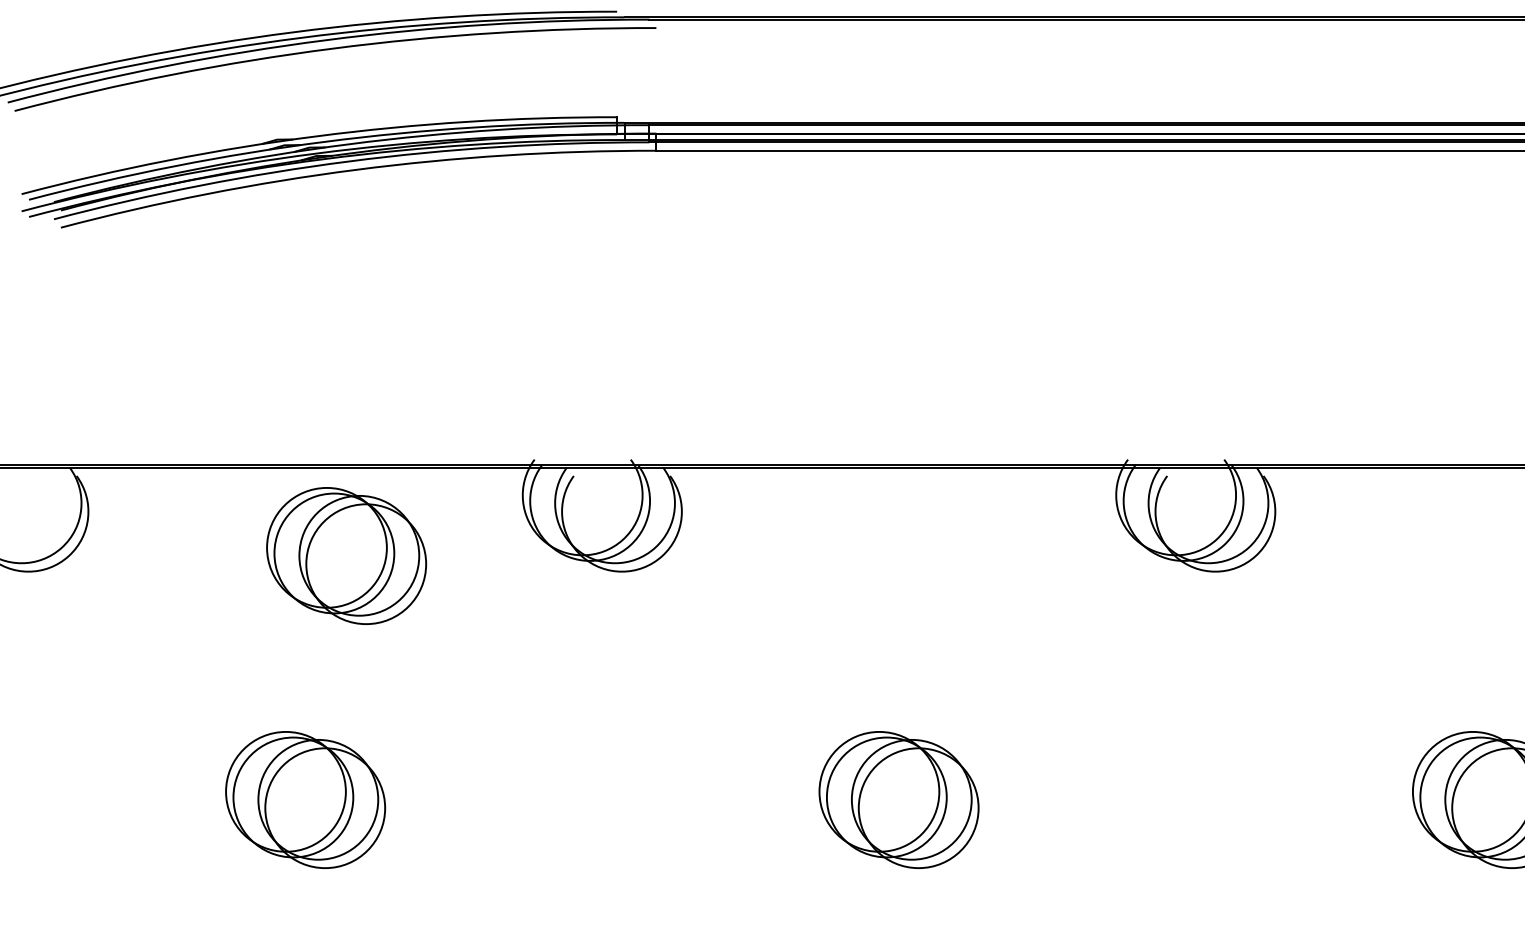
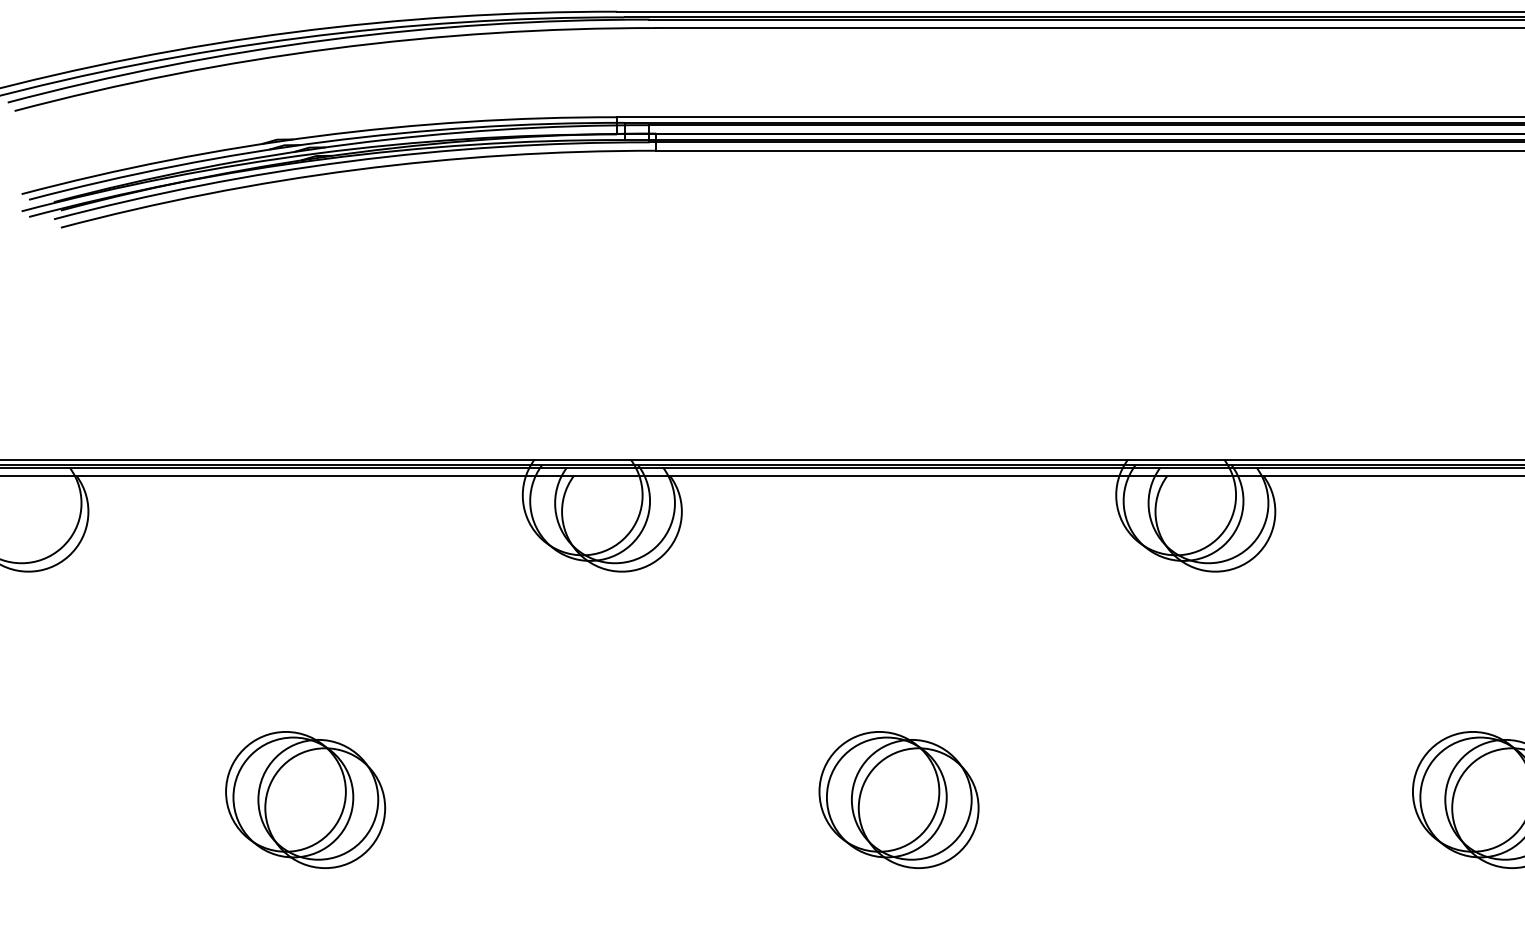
line: none -> present (1069, 11)
line: none -> present (1088, 28)
line: none -> present (1069, 117)
line: none -> present (761, 459)
line: none -> present (761, 475)
part: present -> none (346, 555)
